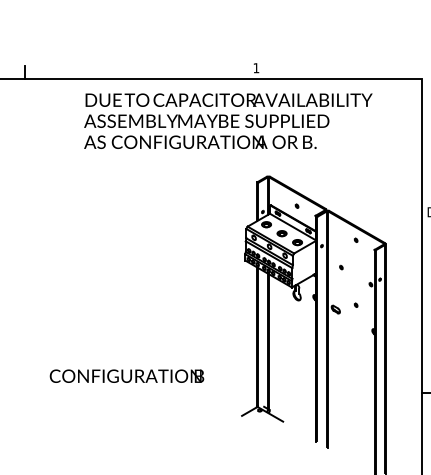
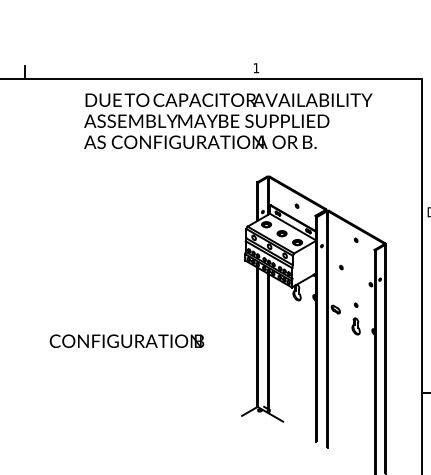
part: none -> present (355, 326)
text position: (126, 375) -> (126, 340) (126, 340)
